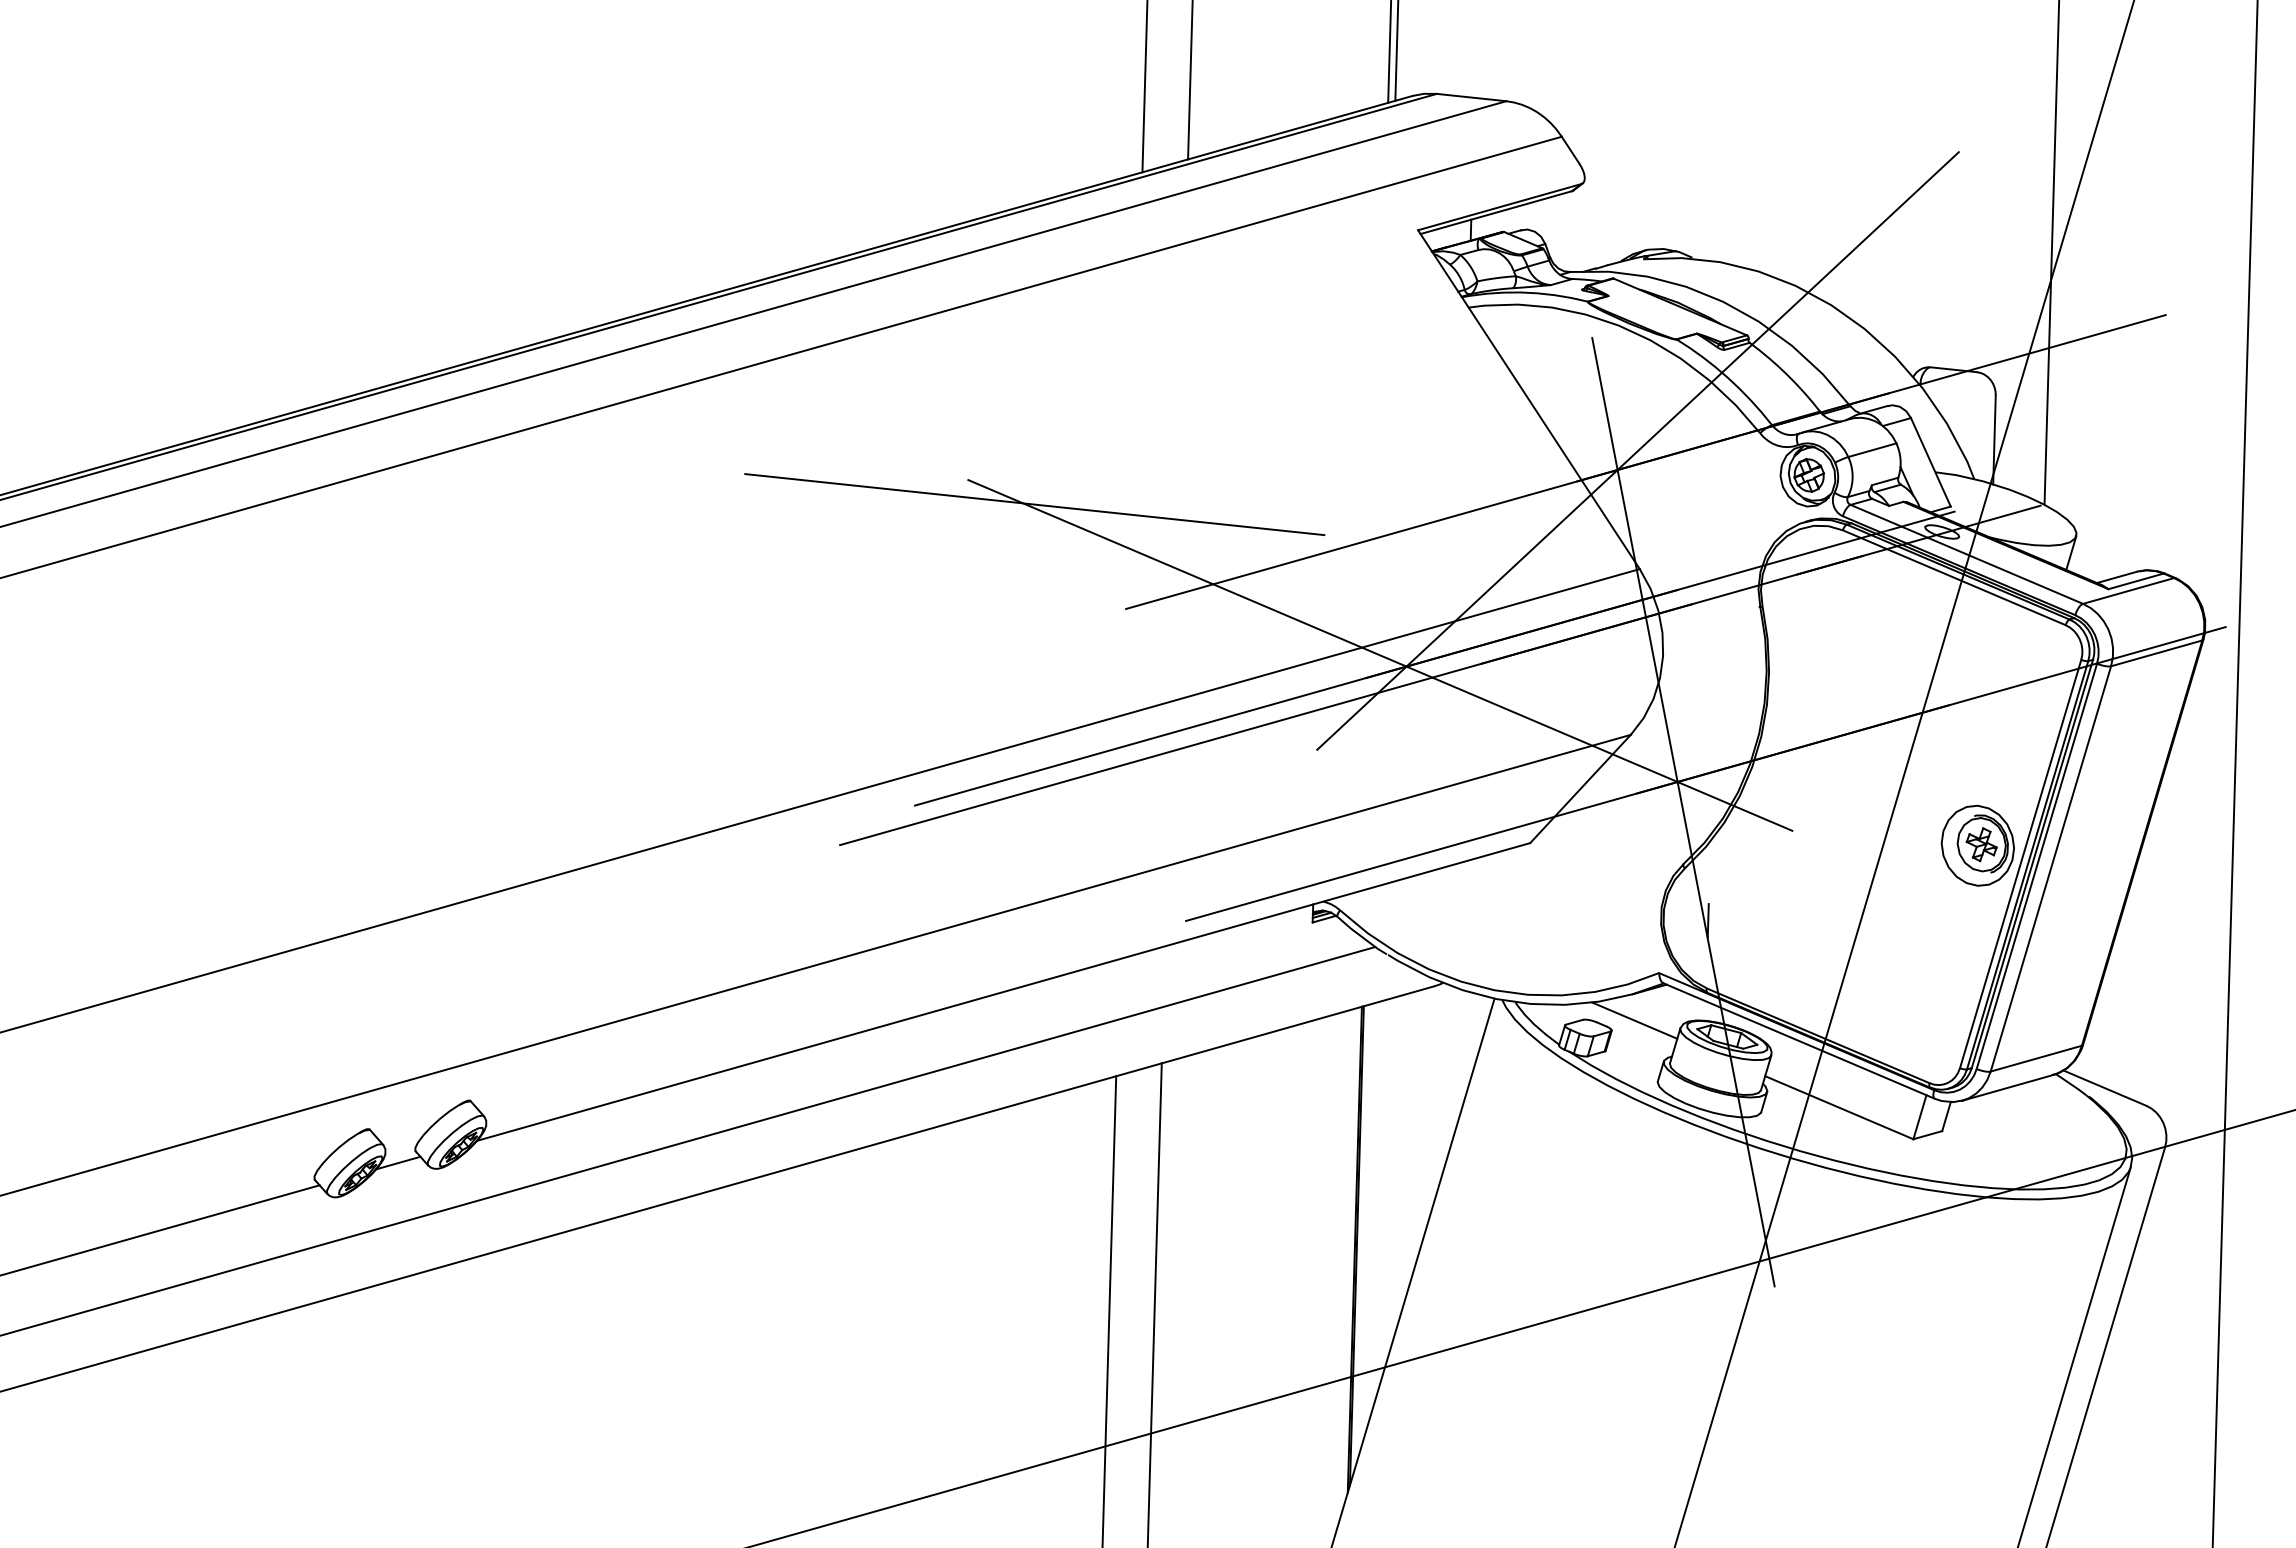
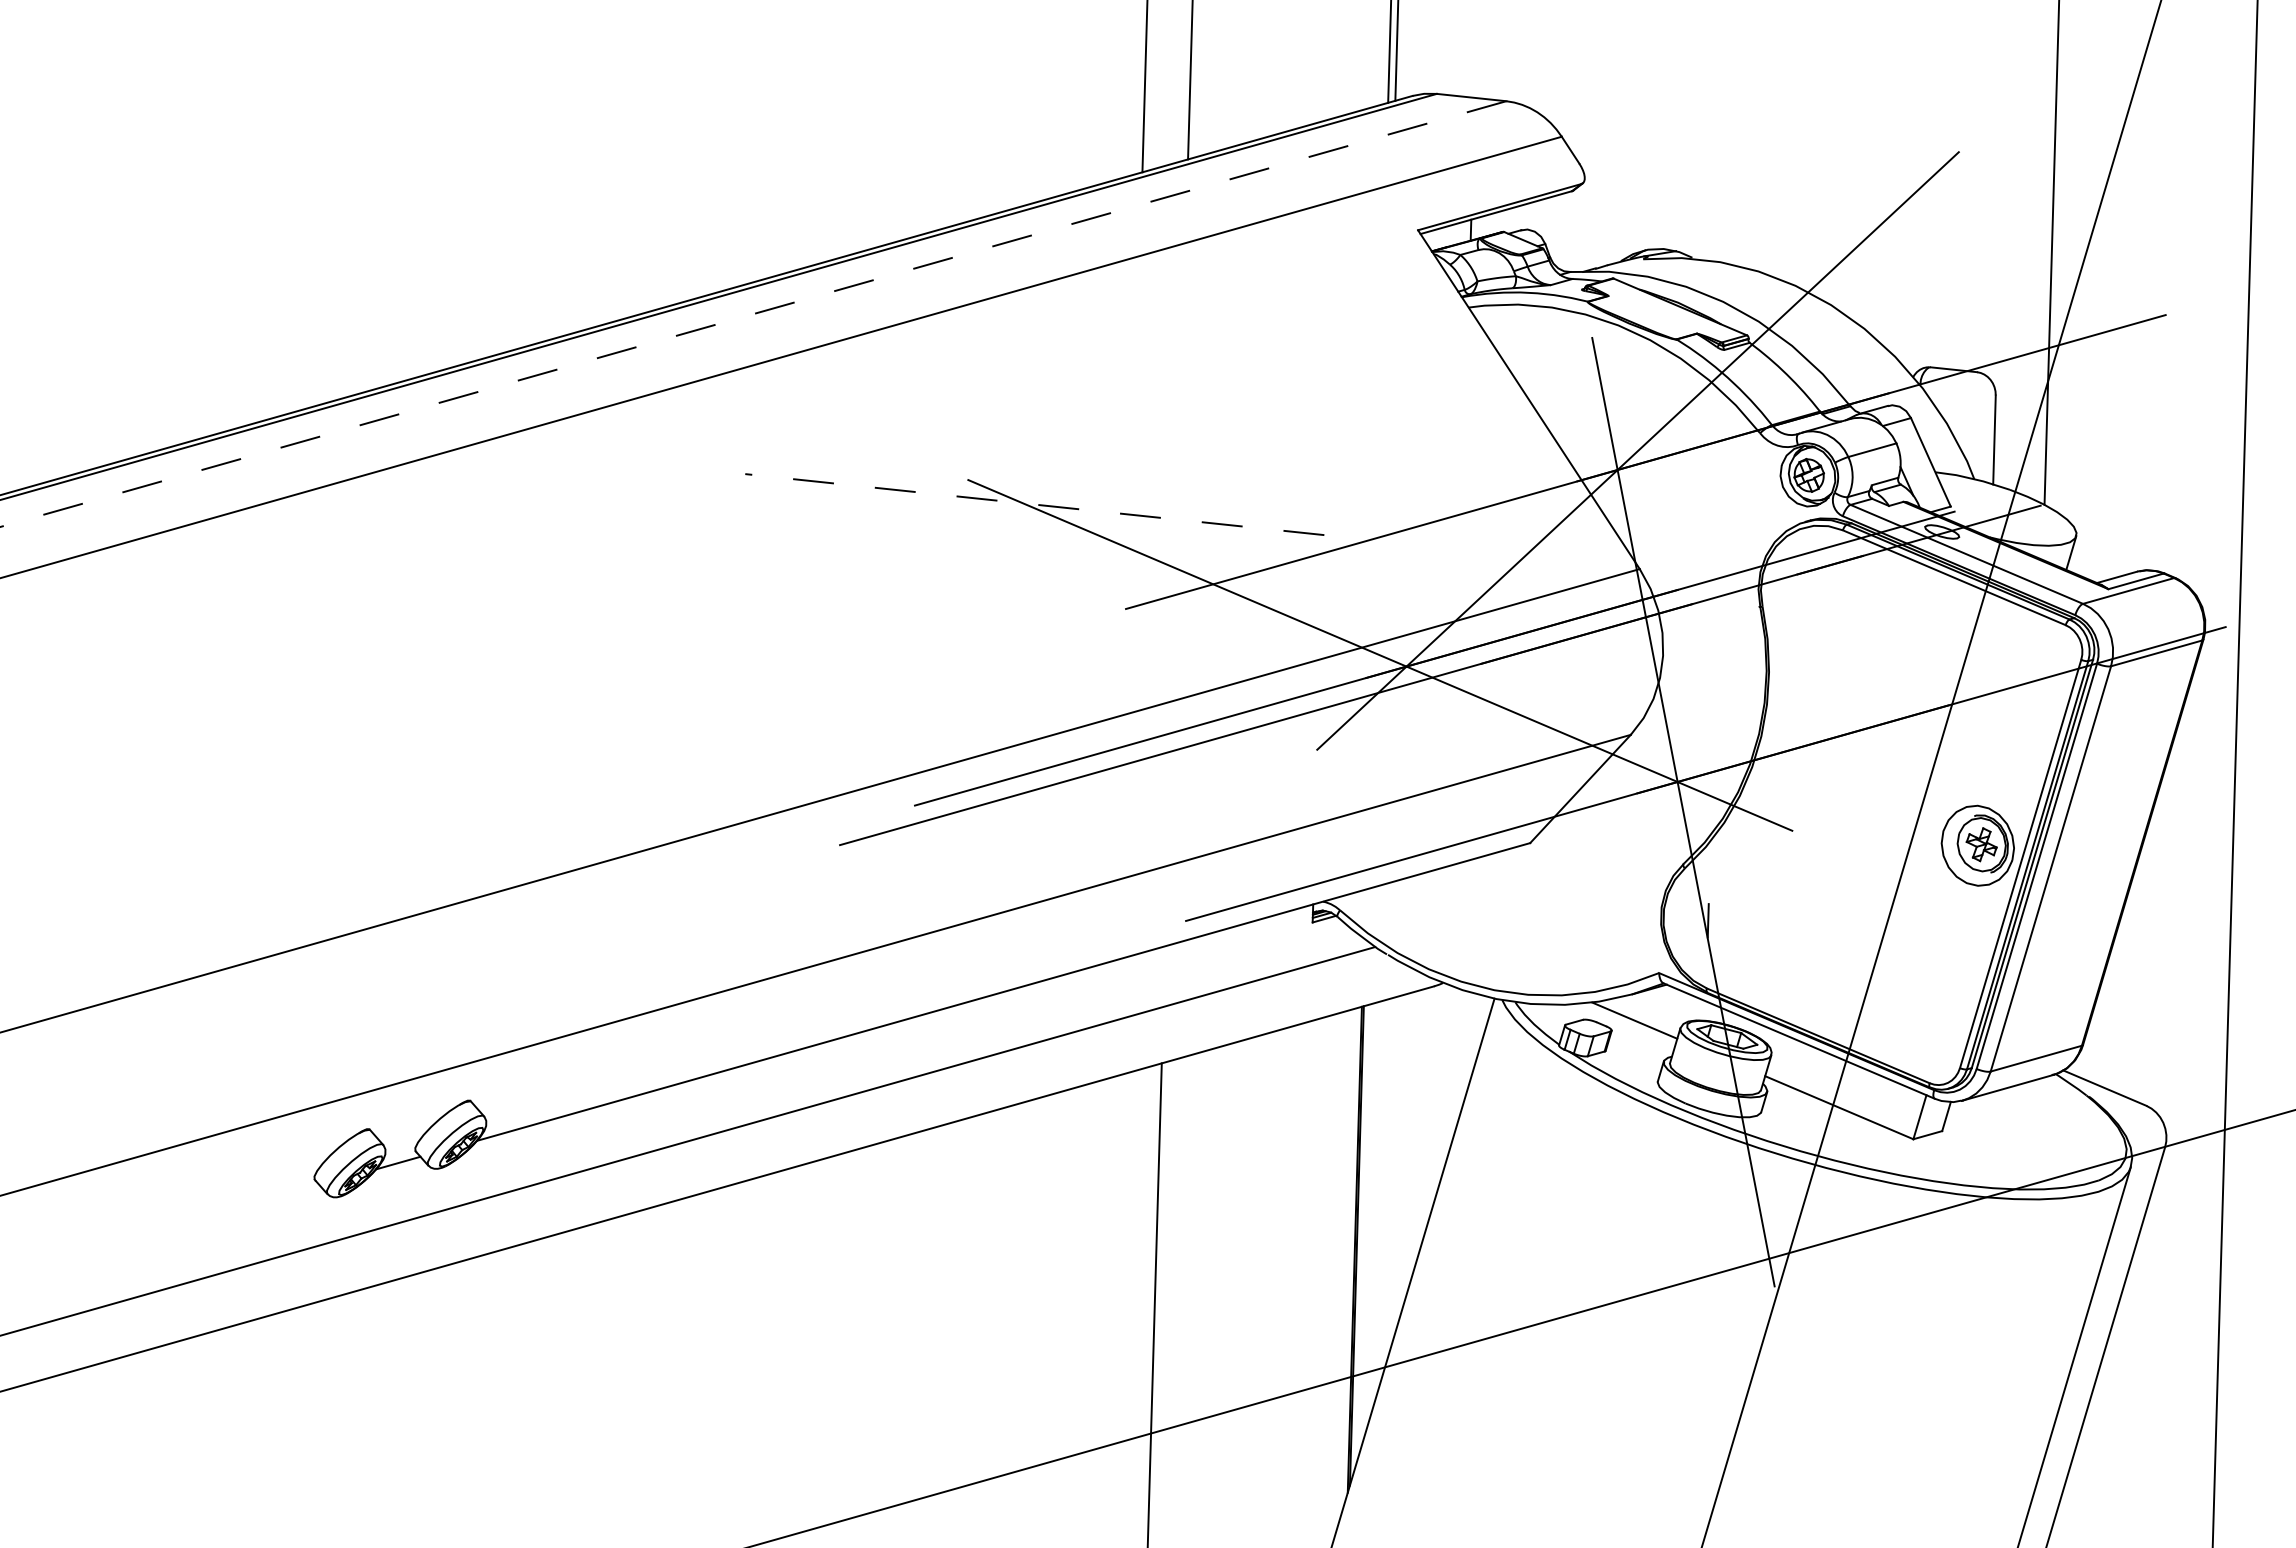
line: solid -> dashed (752, 314)
line: solid -> dashed (1034, 504)
line position: (1904, 773) -> (1931, 773) (1931, 773)
line: present -> none (160, 1230)
line: present -> none (1109, 1310)
